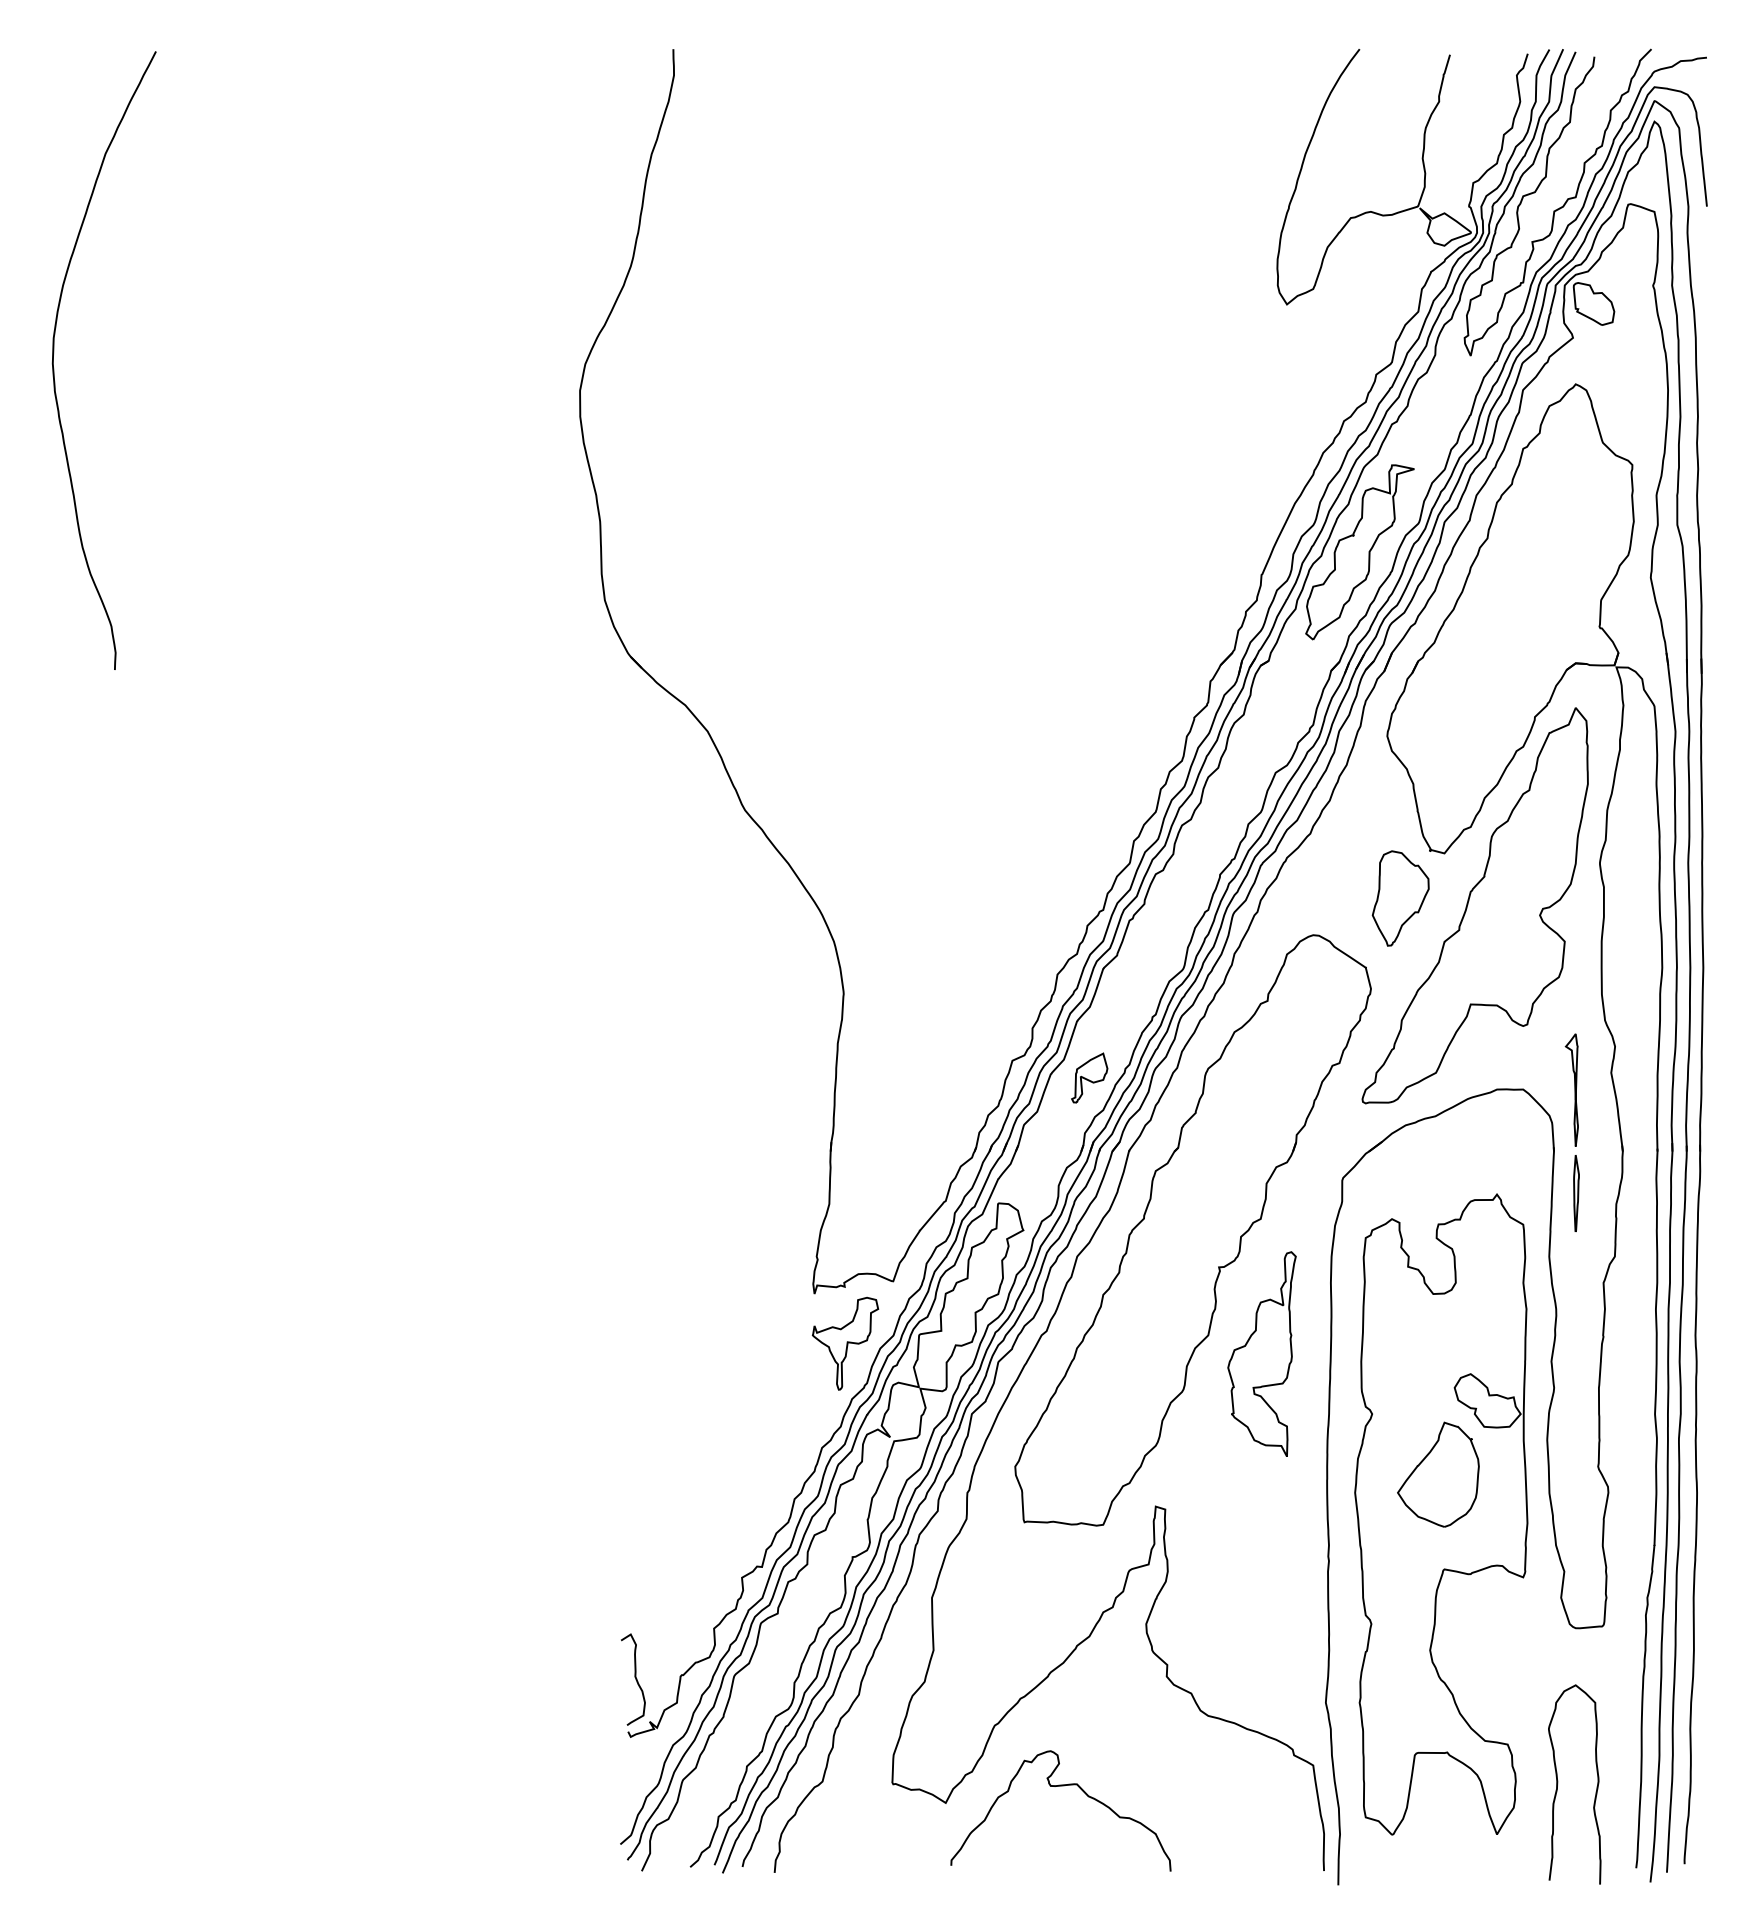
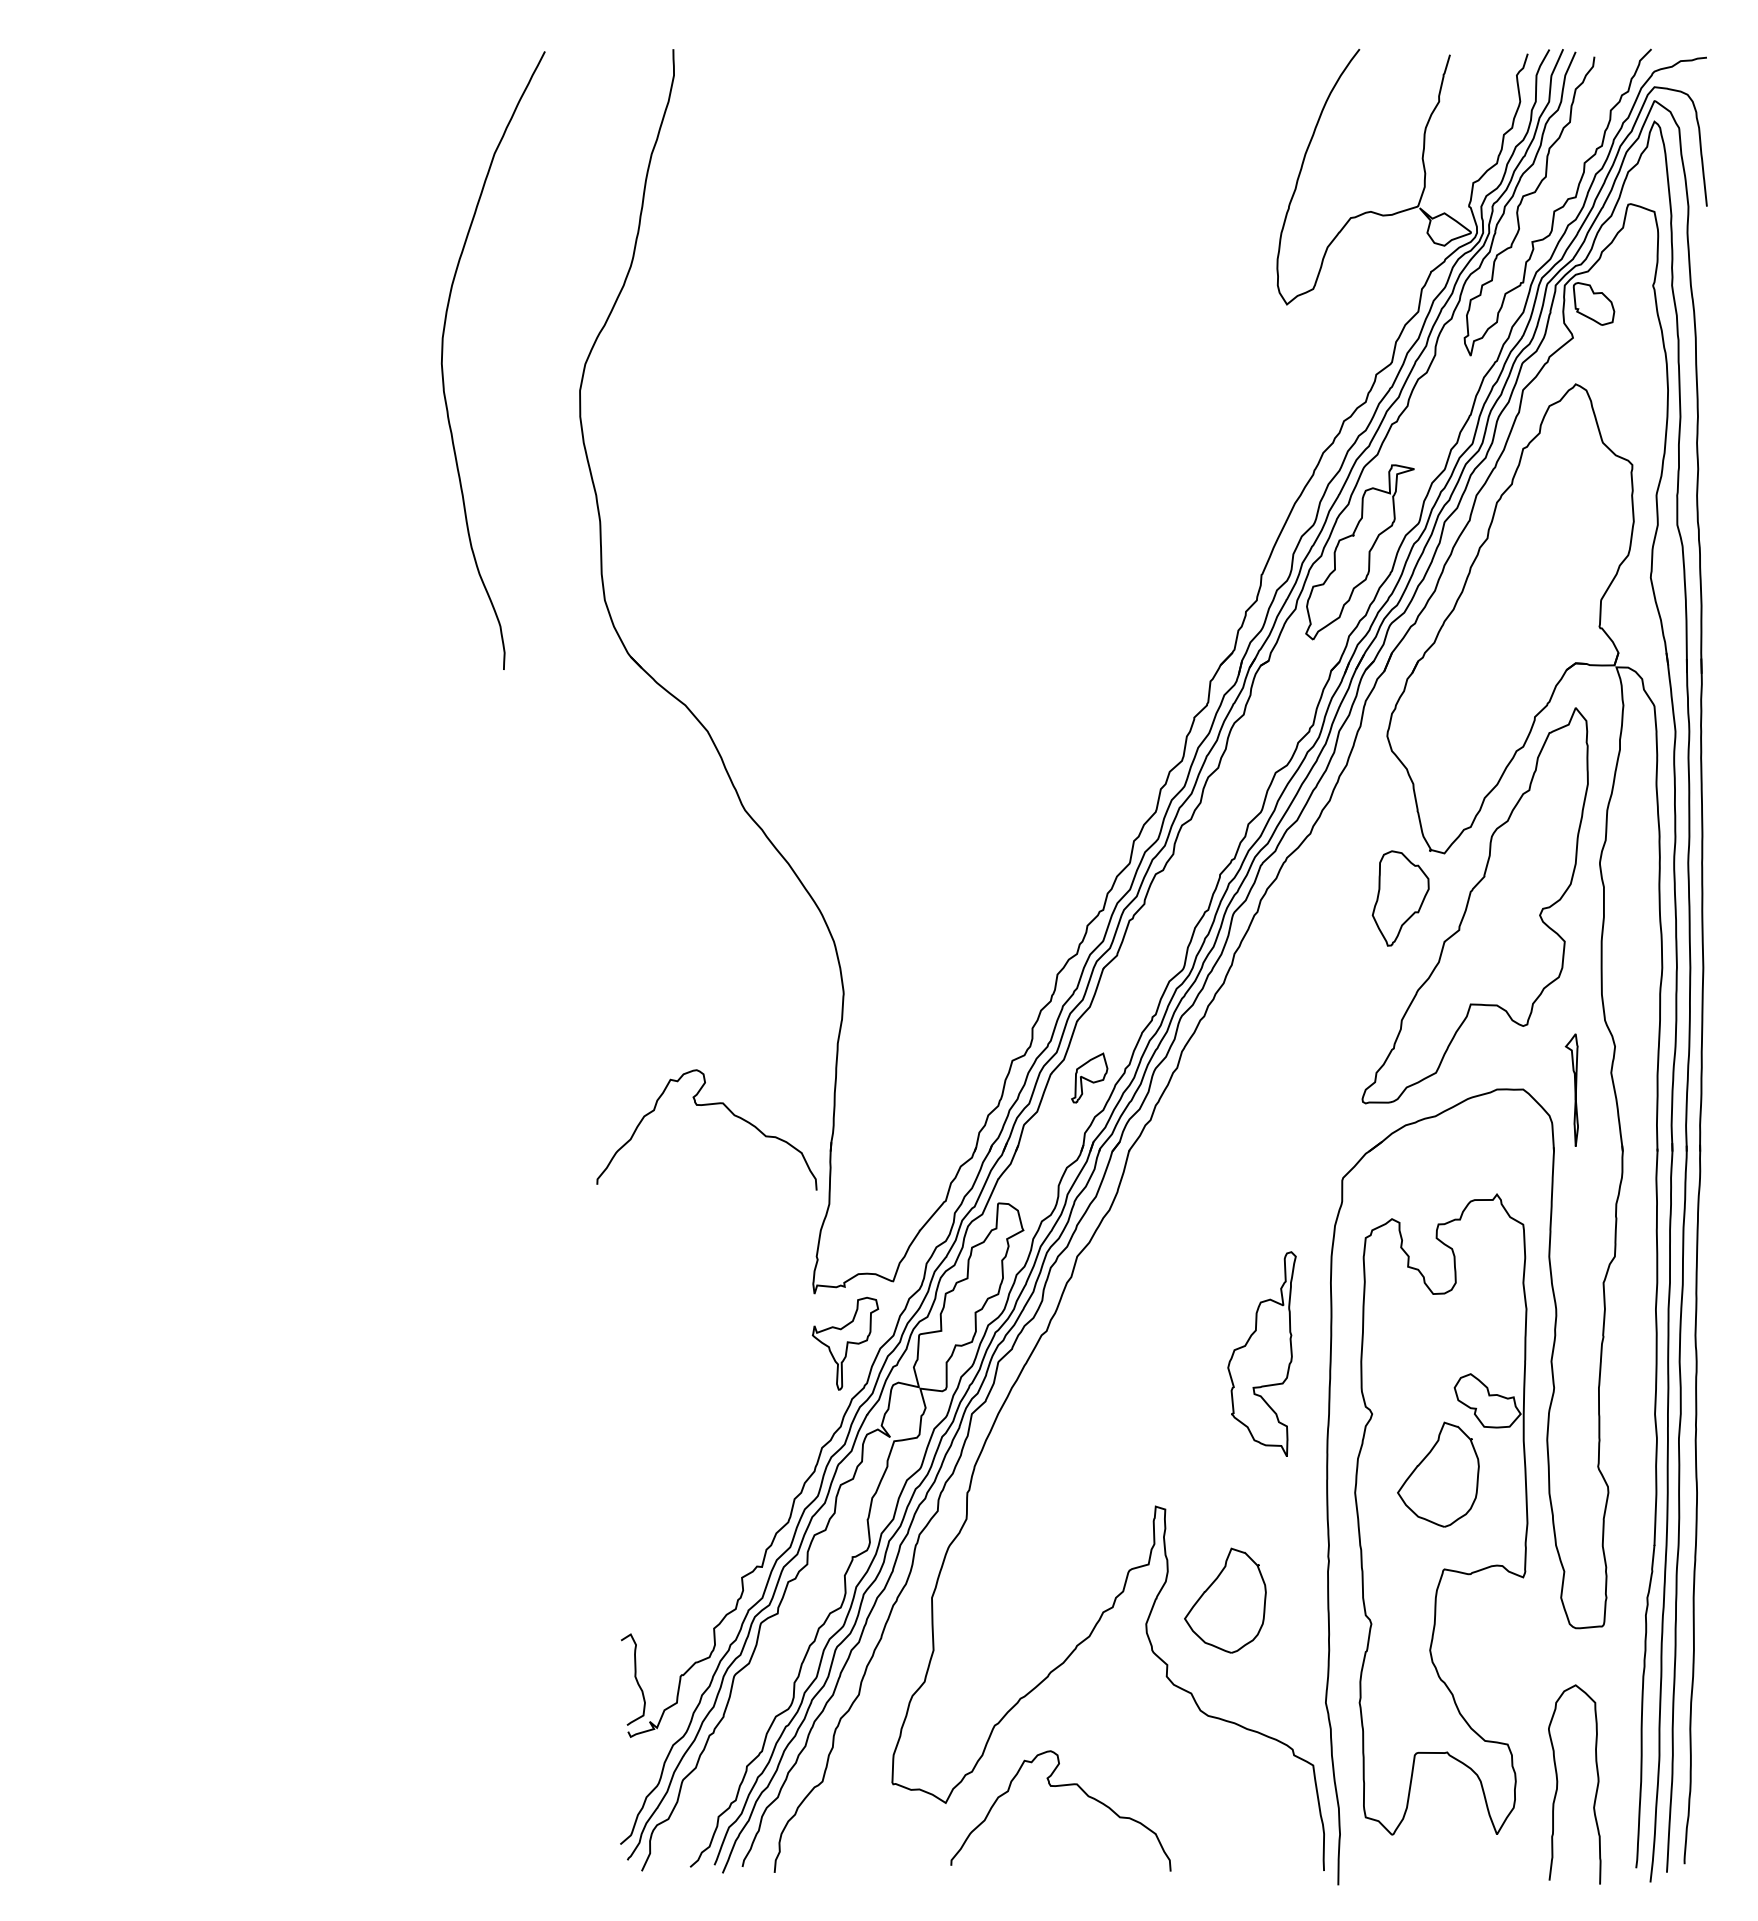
curve position: (54, 353) -> (443, 353) (443, 353)
curve: none -> present (706, 1105)
part: present -> none (1576, 1193)
part: present -> none (1192, 1230)
part: none -> present (1225, 1600)
